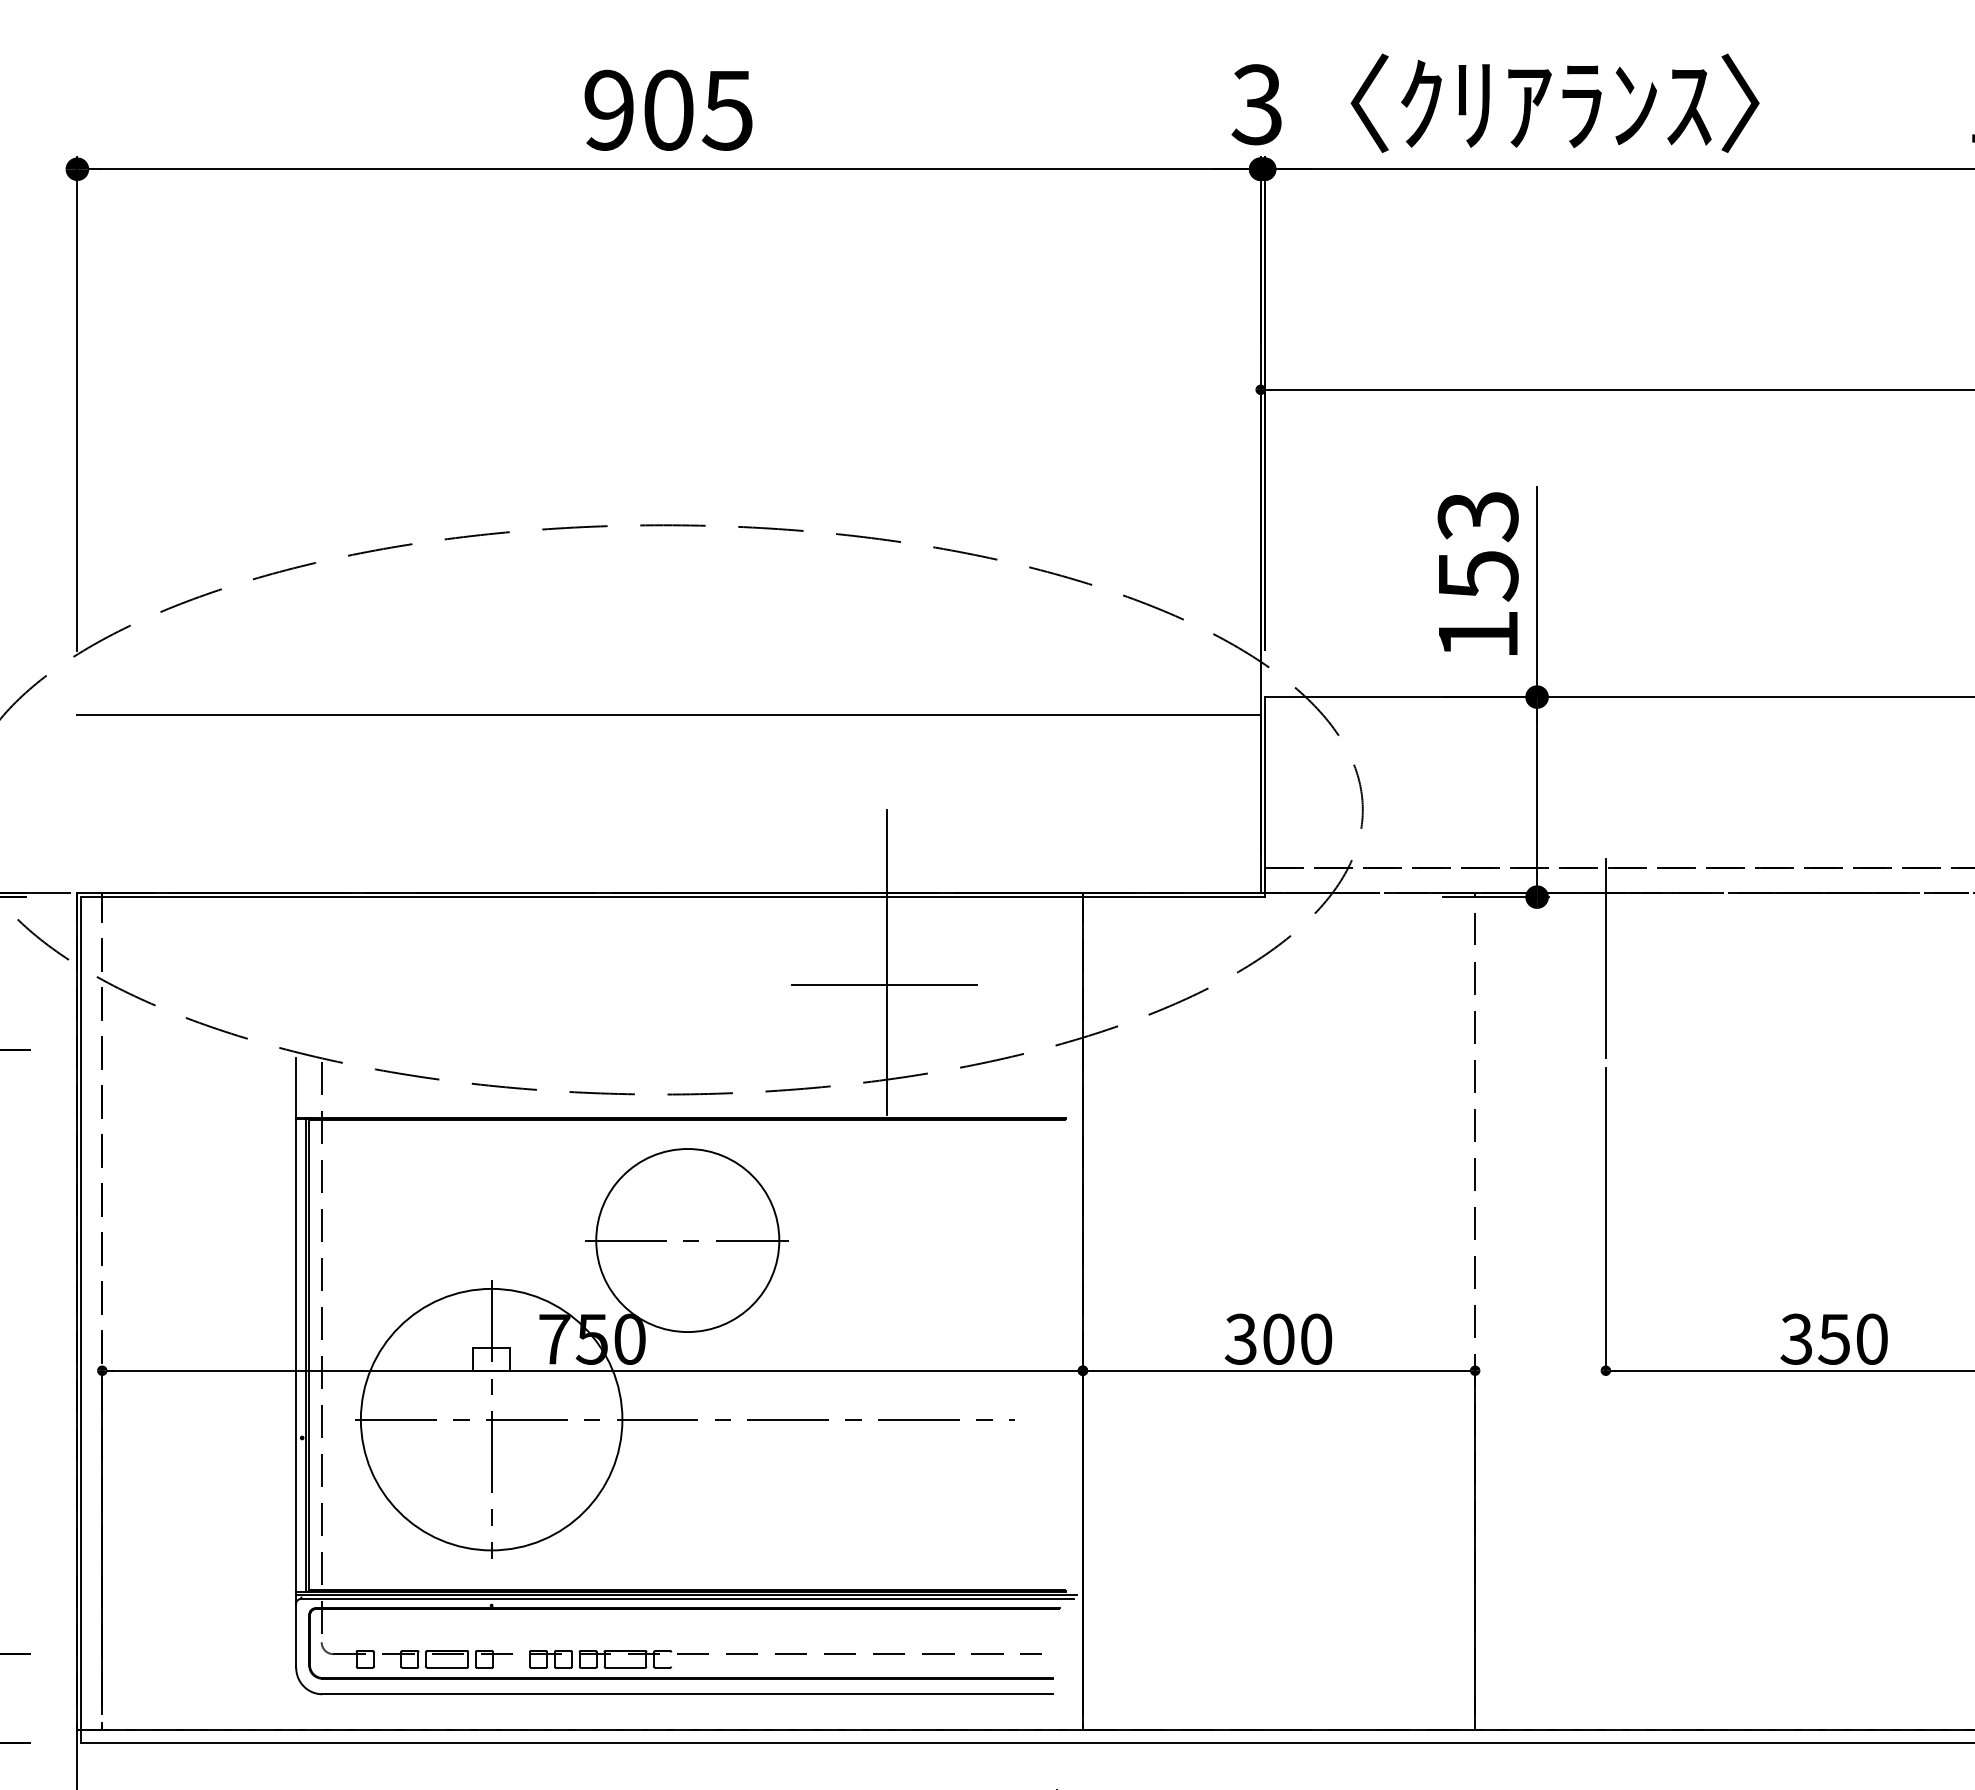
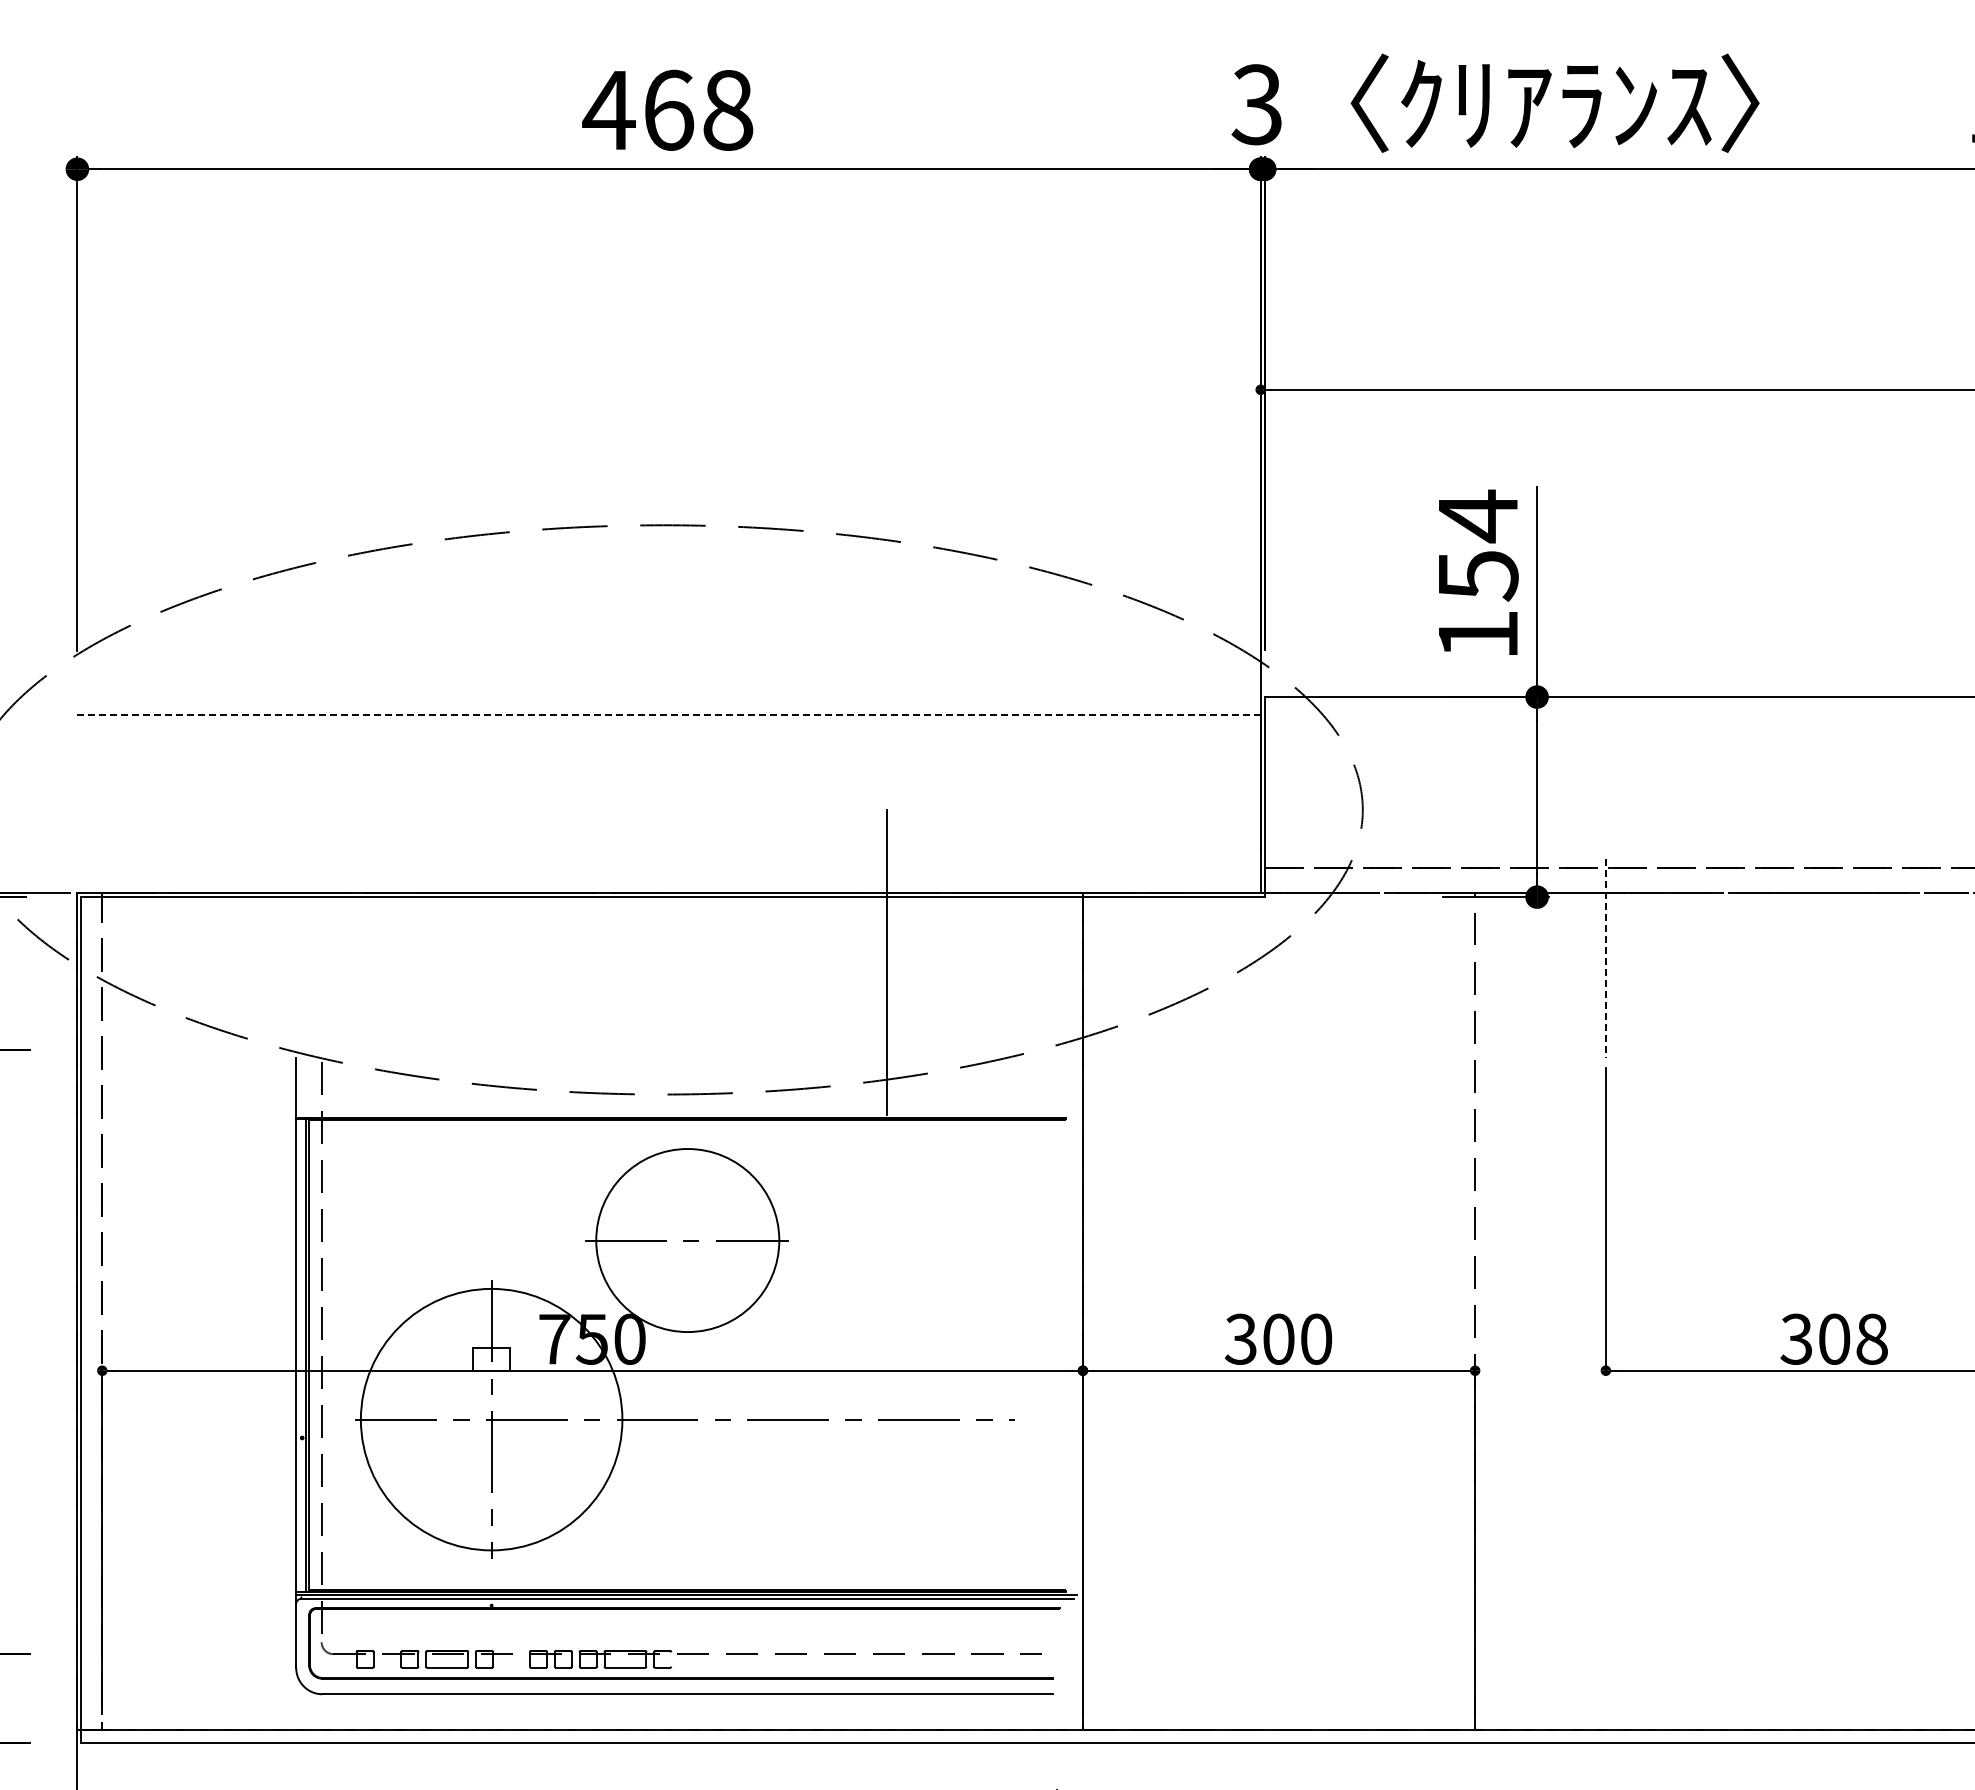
text: 905 -> 468 (667, 109)
text: 153 -> 154 (1477, 516)
line: solid -> dashed (669, 715)
line: solid -> dashed (1605, 959)
line: present -> none (884, 984)
text: 350 -> 308 (1852, 1338)
